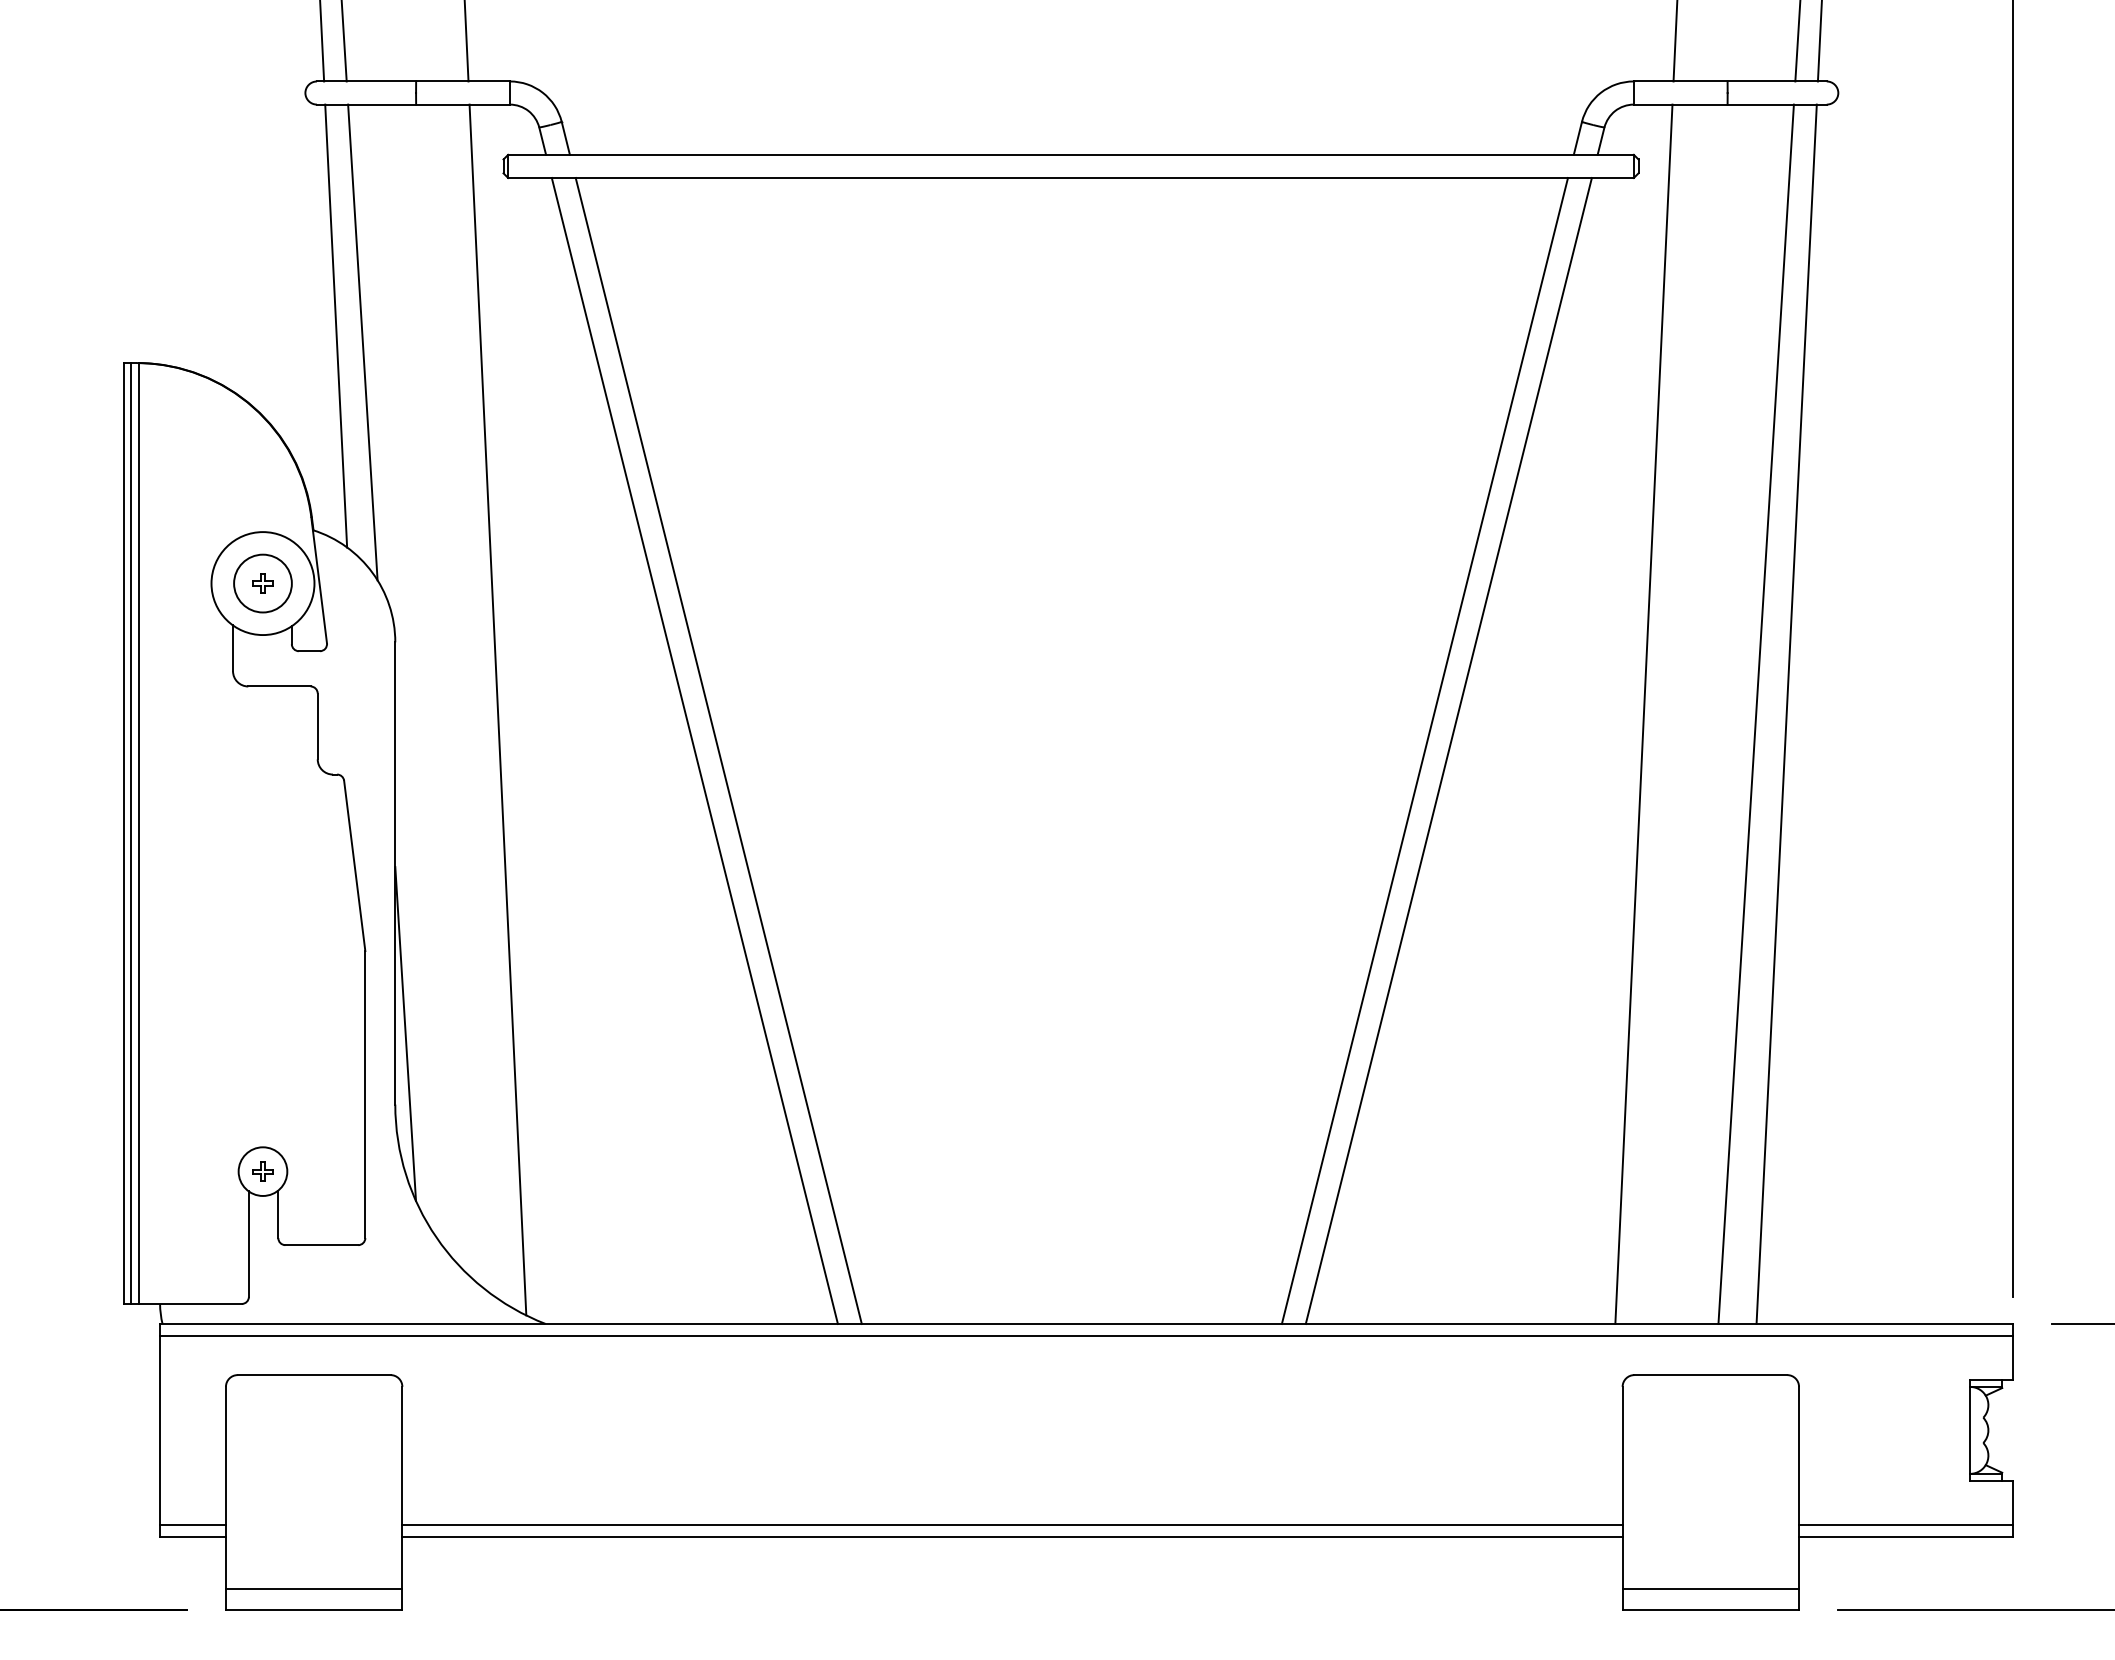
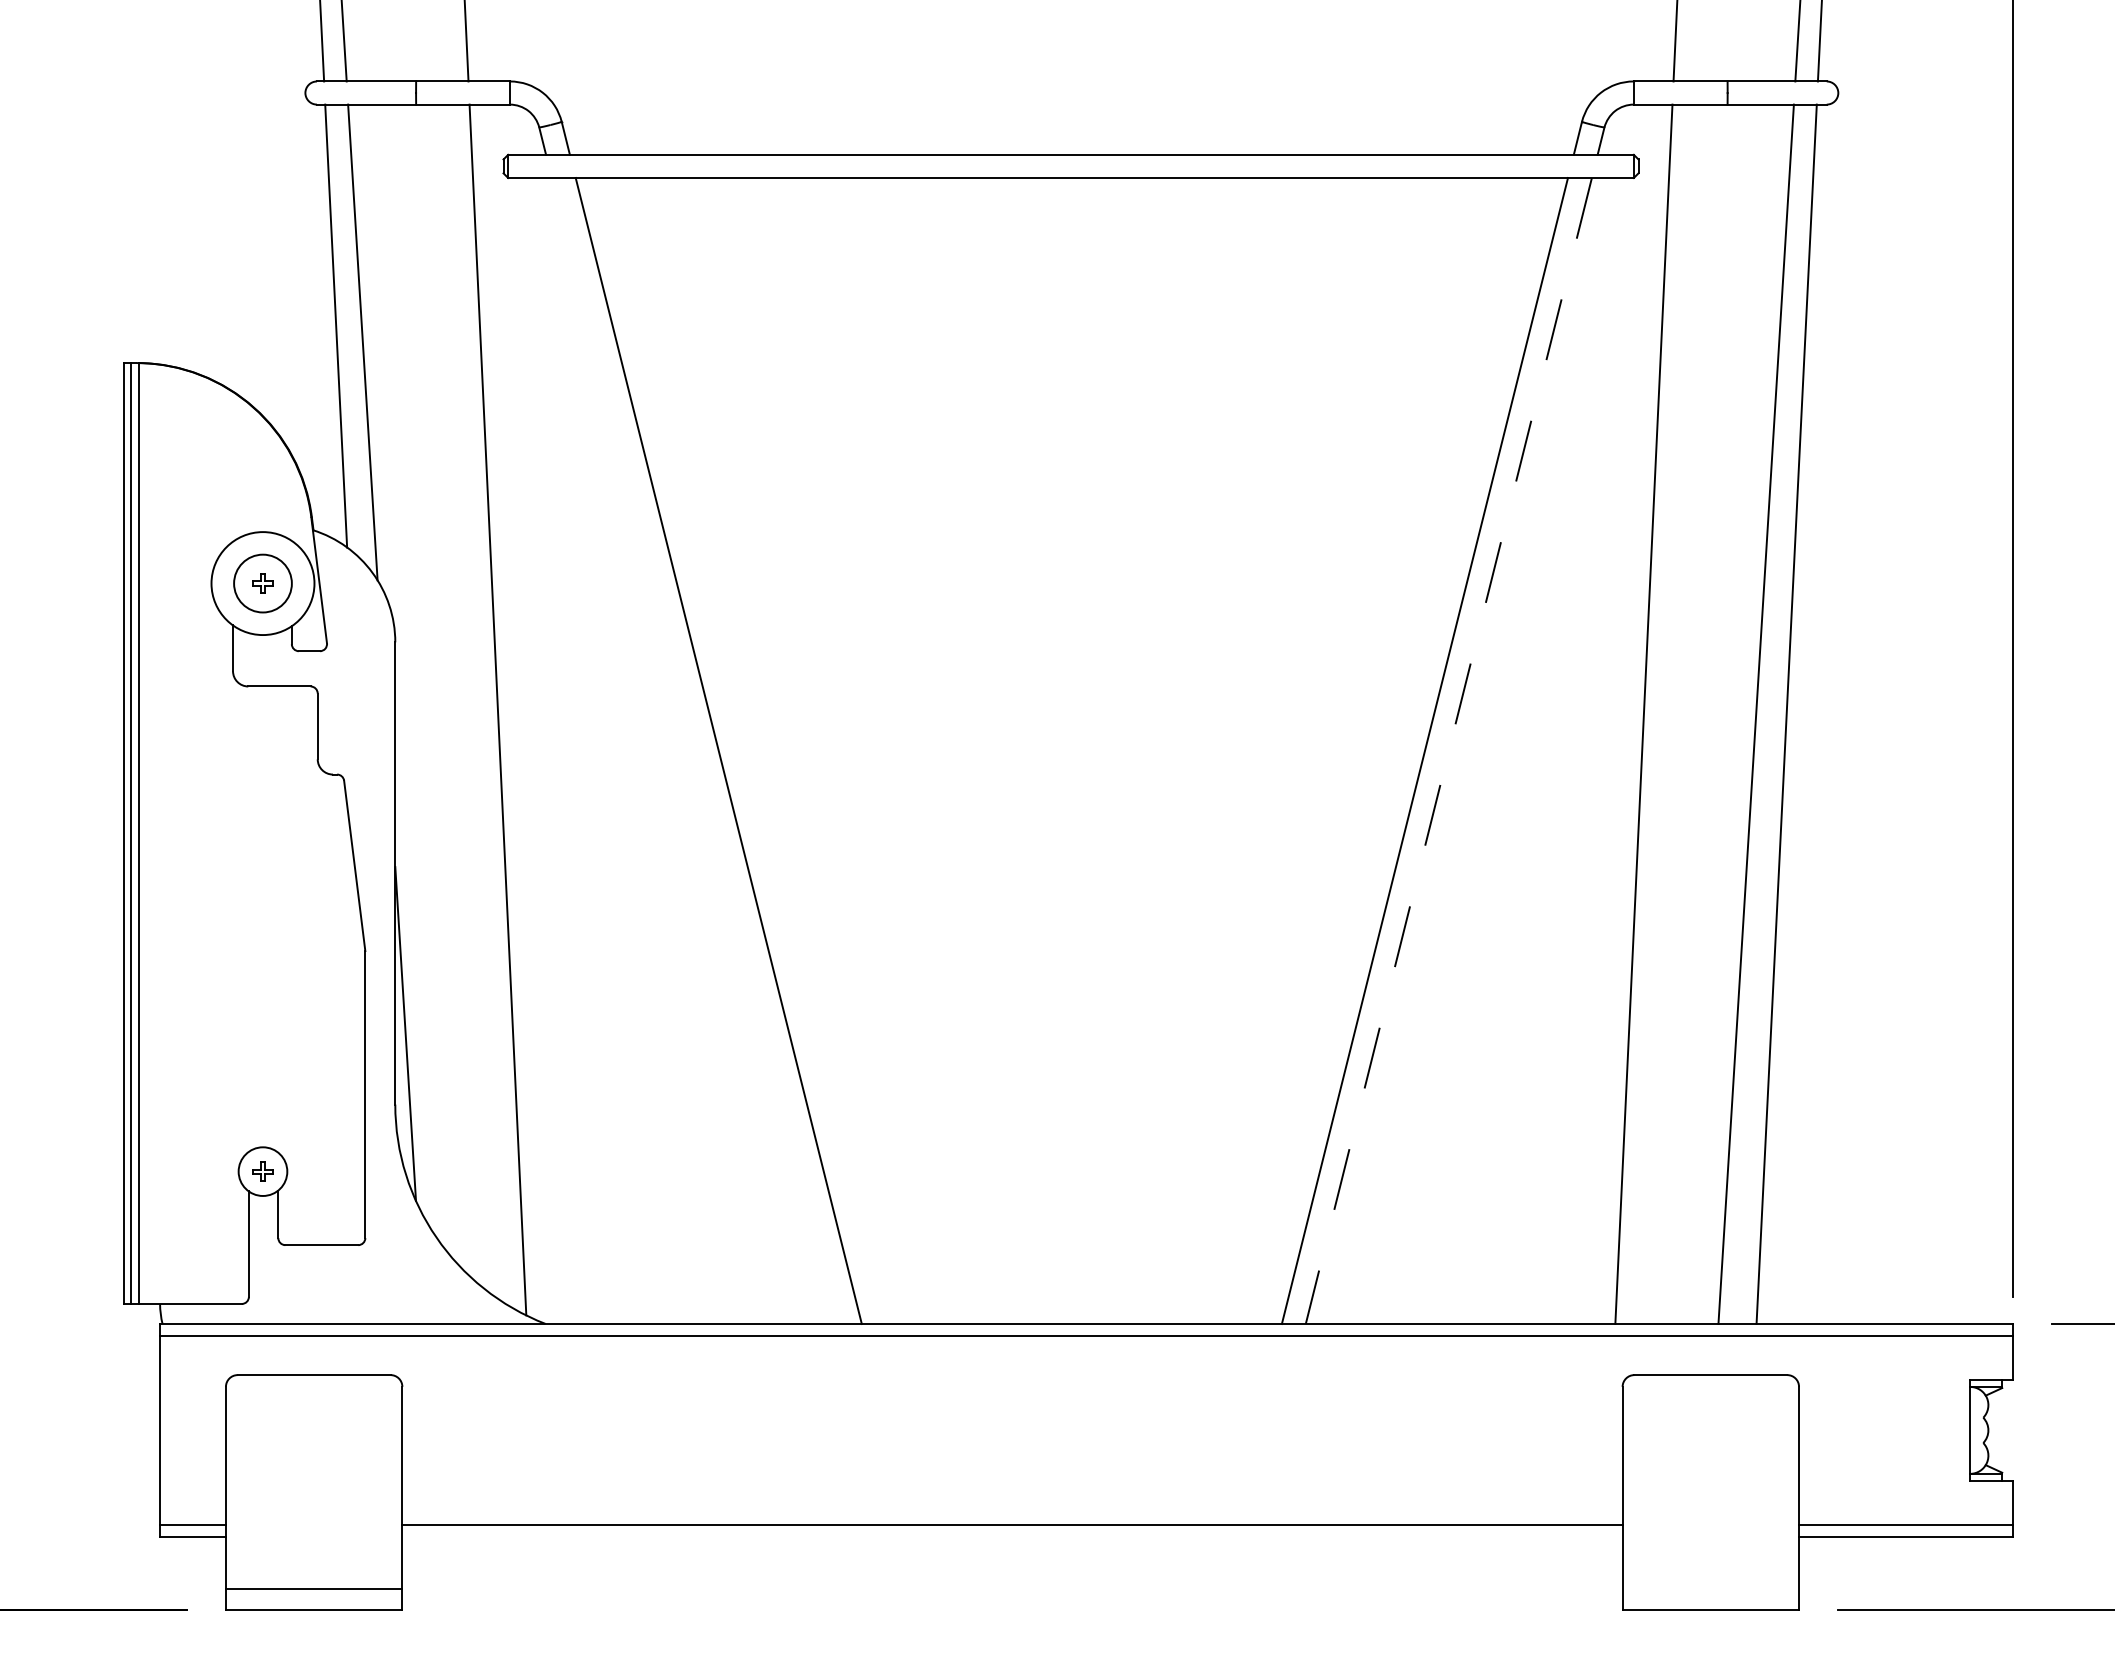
line: present -> none (694, 750)
line: solid -> dashed (1448, 750)
line: present -> none (1012, 1536)
line: present -> none (1710, 1589)
